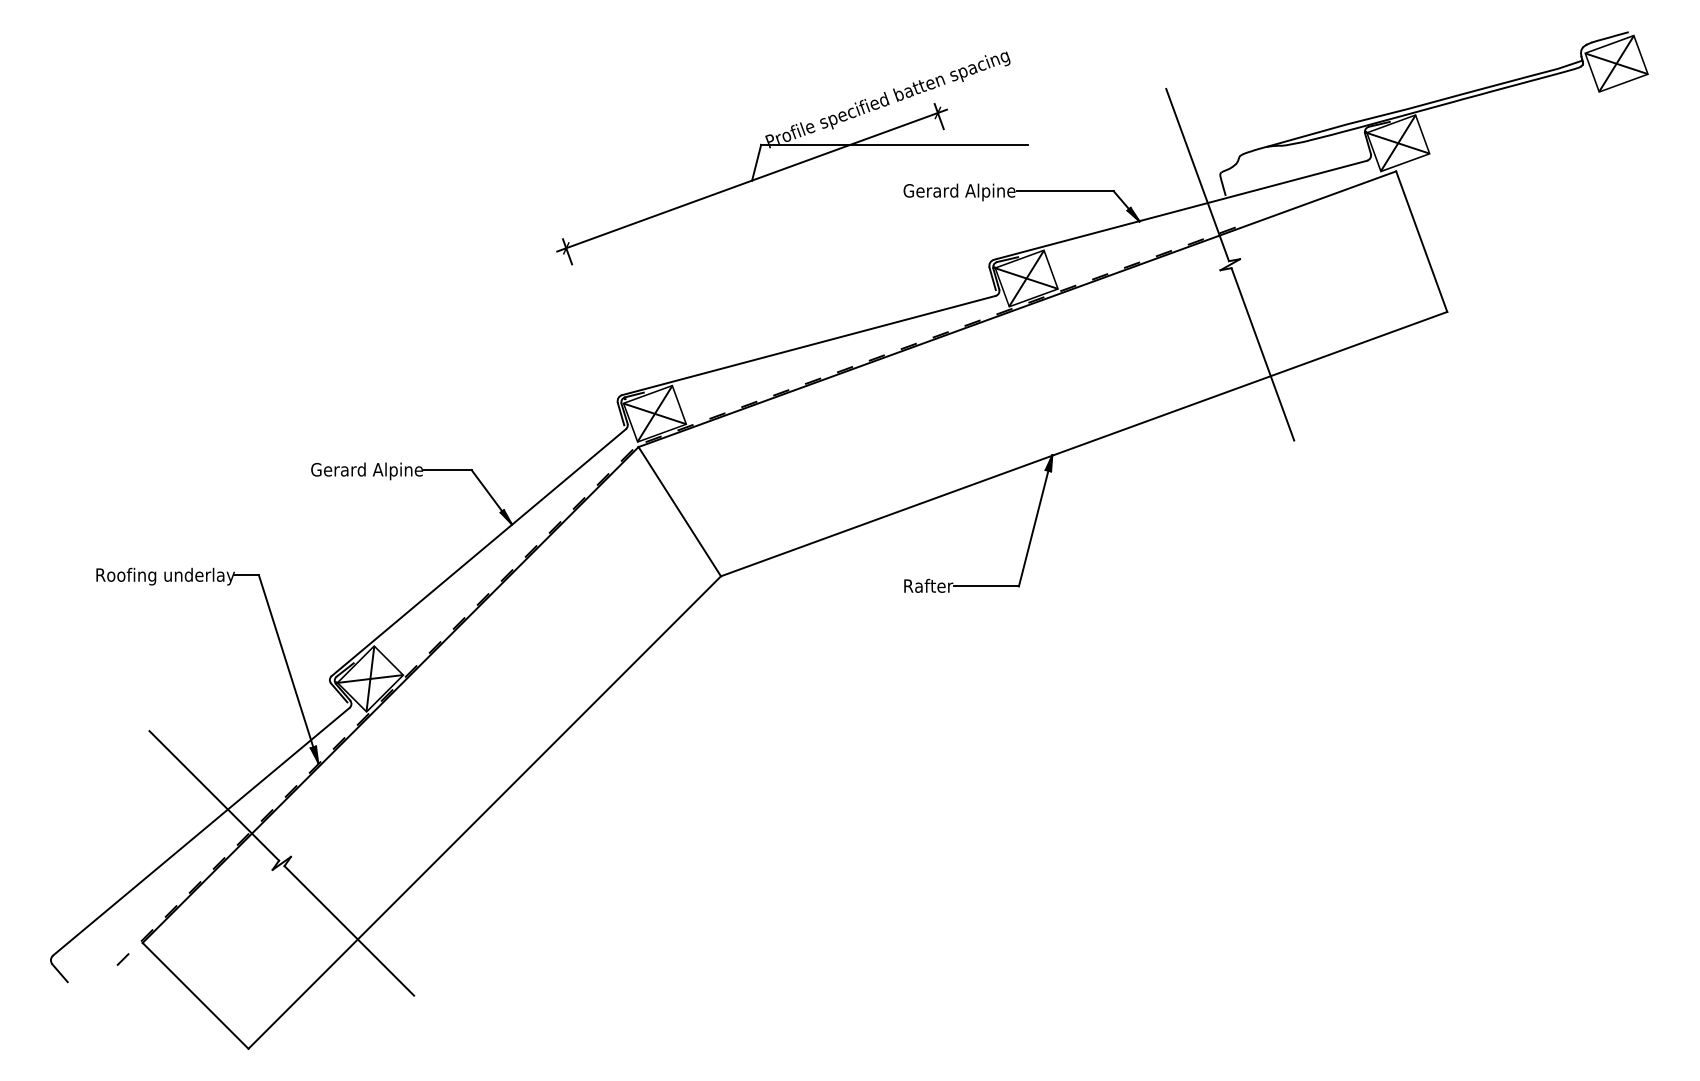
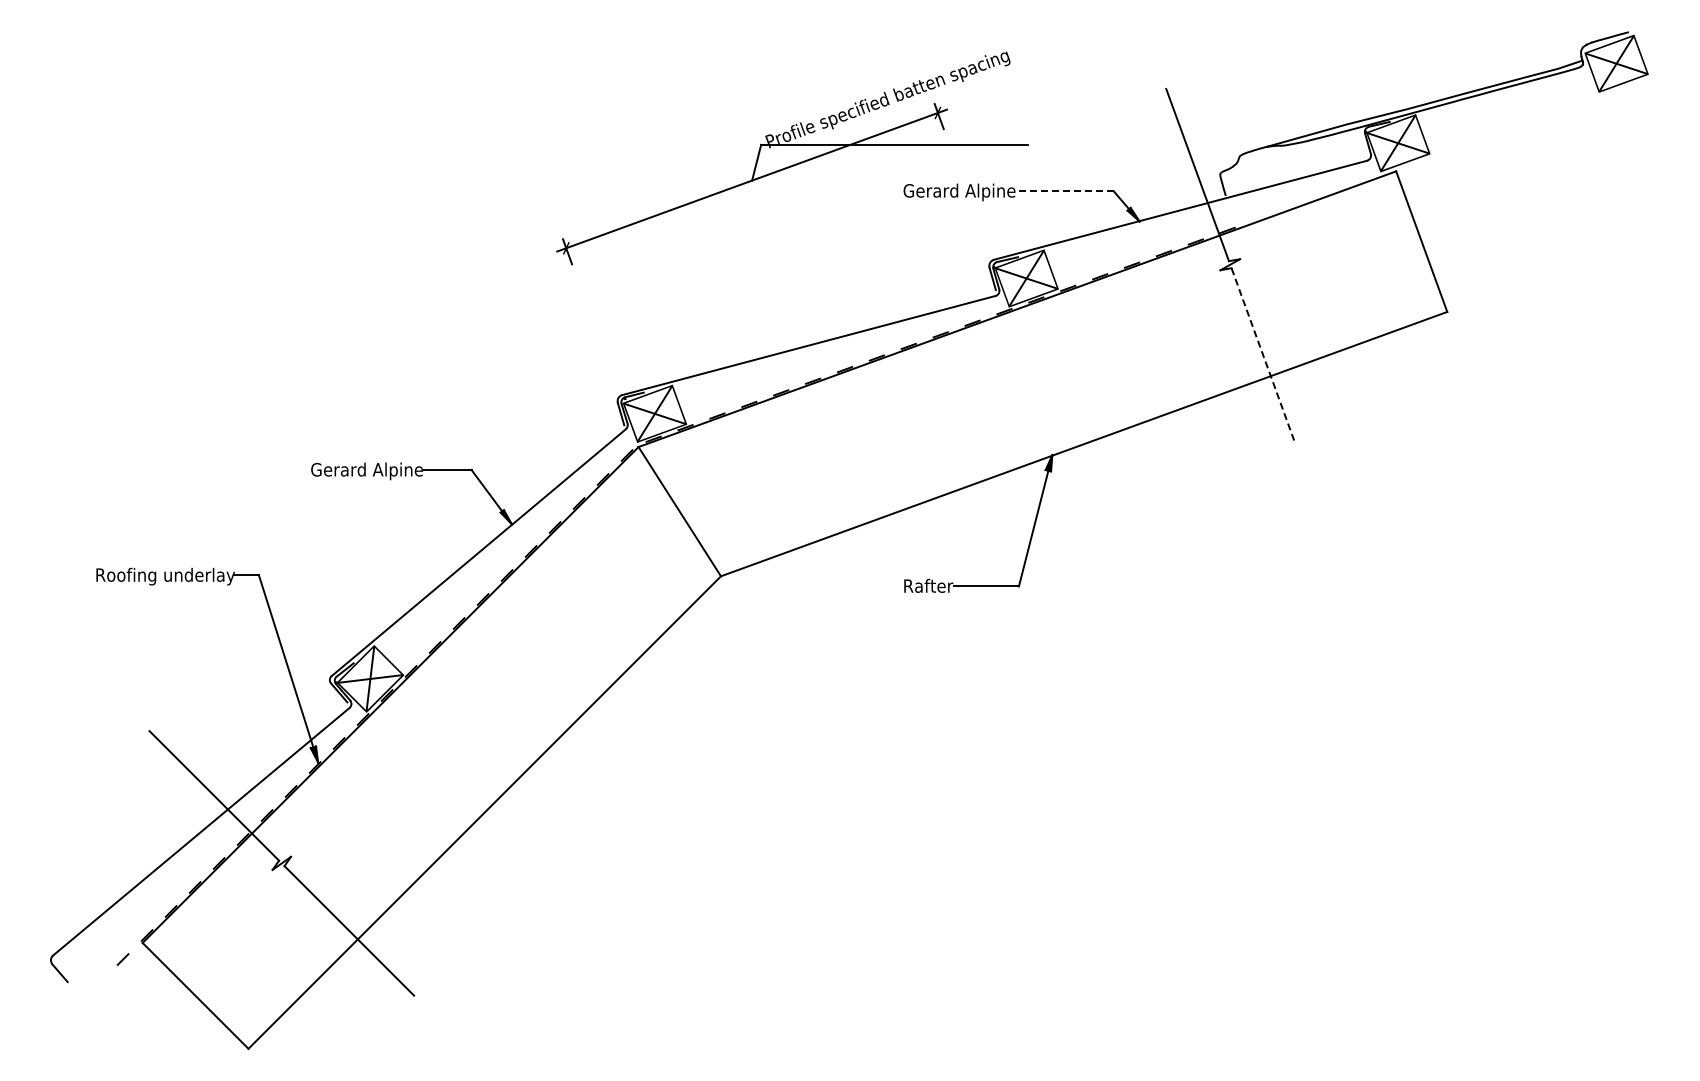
line: solid -> dashed (1064, 191)
line: solid -> dashed (1262, 354)
